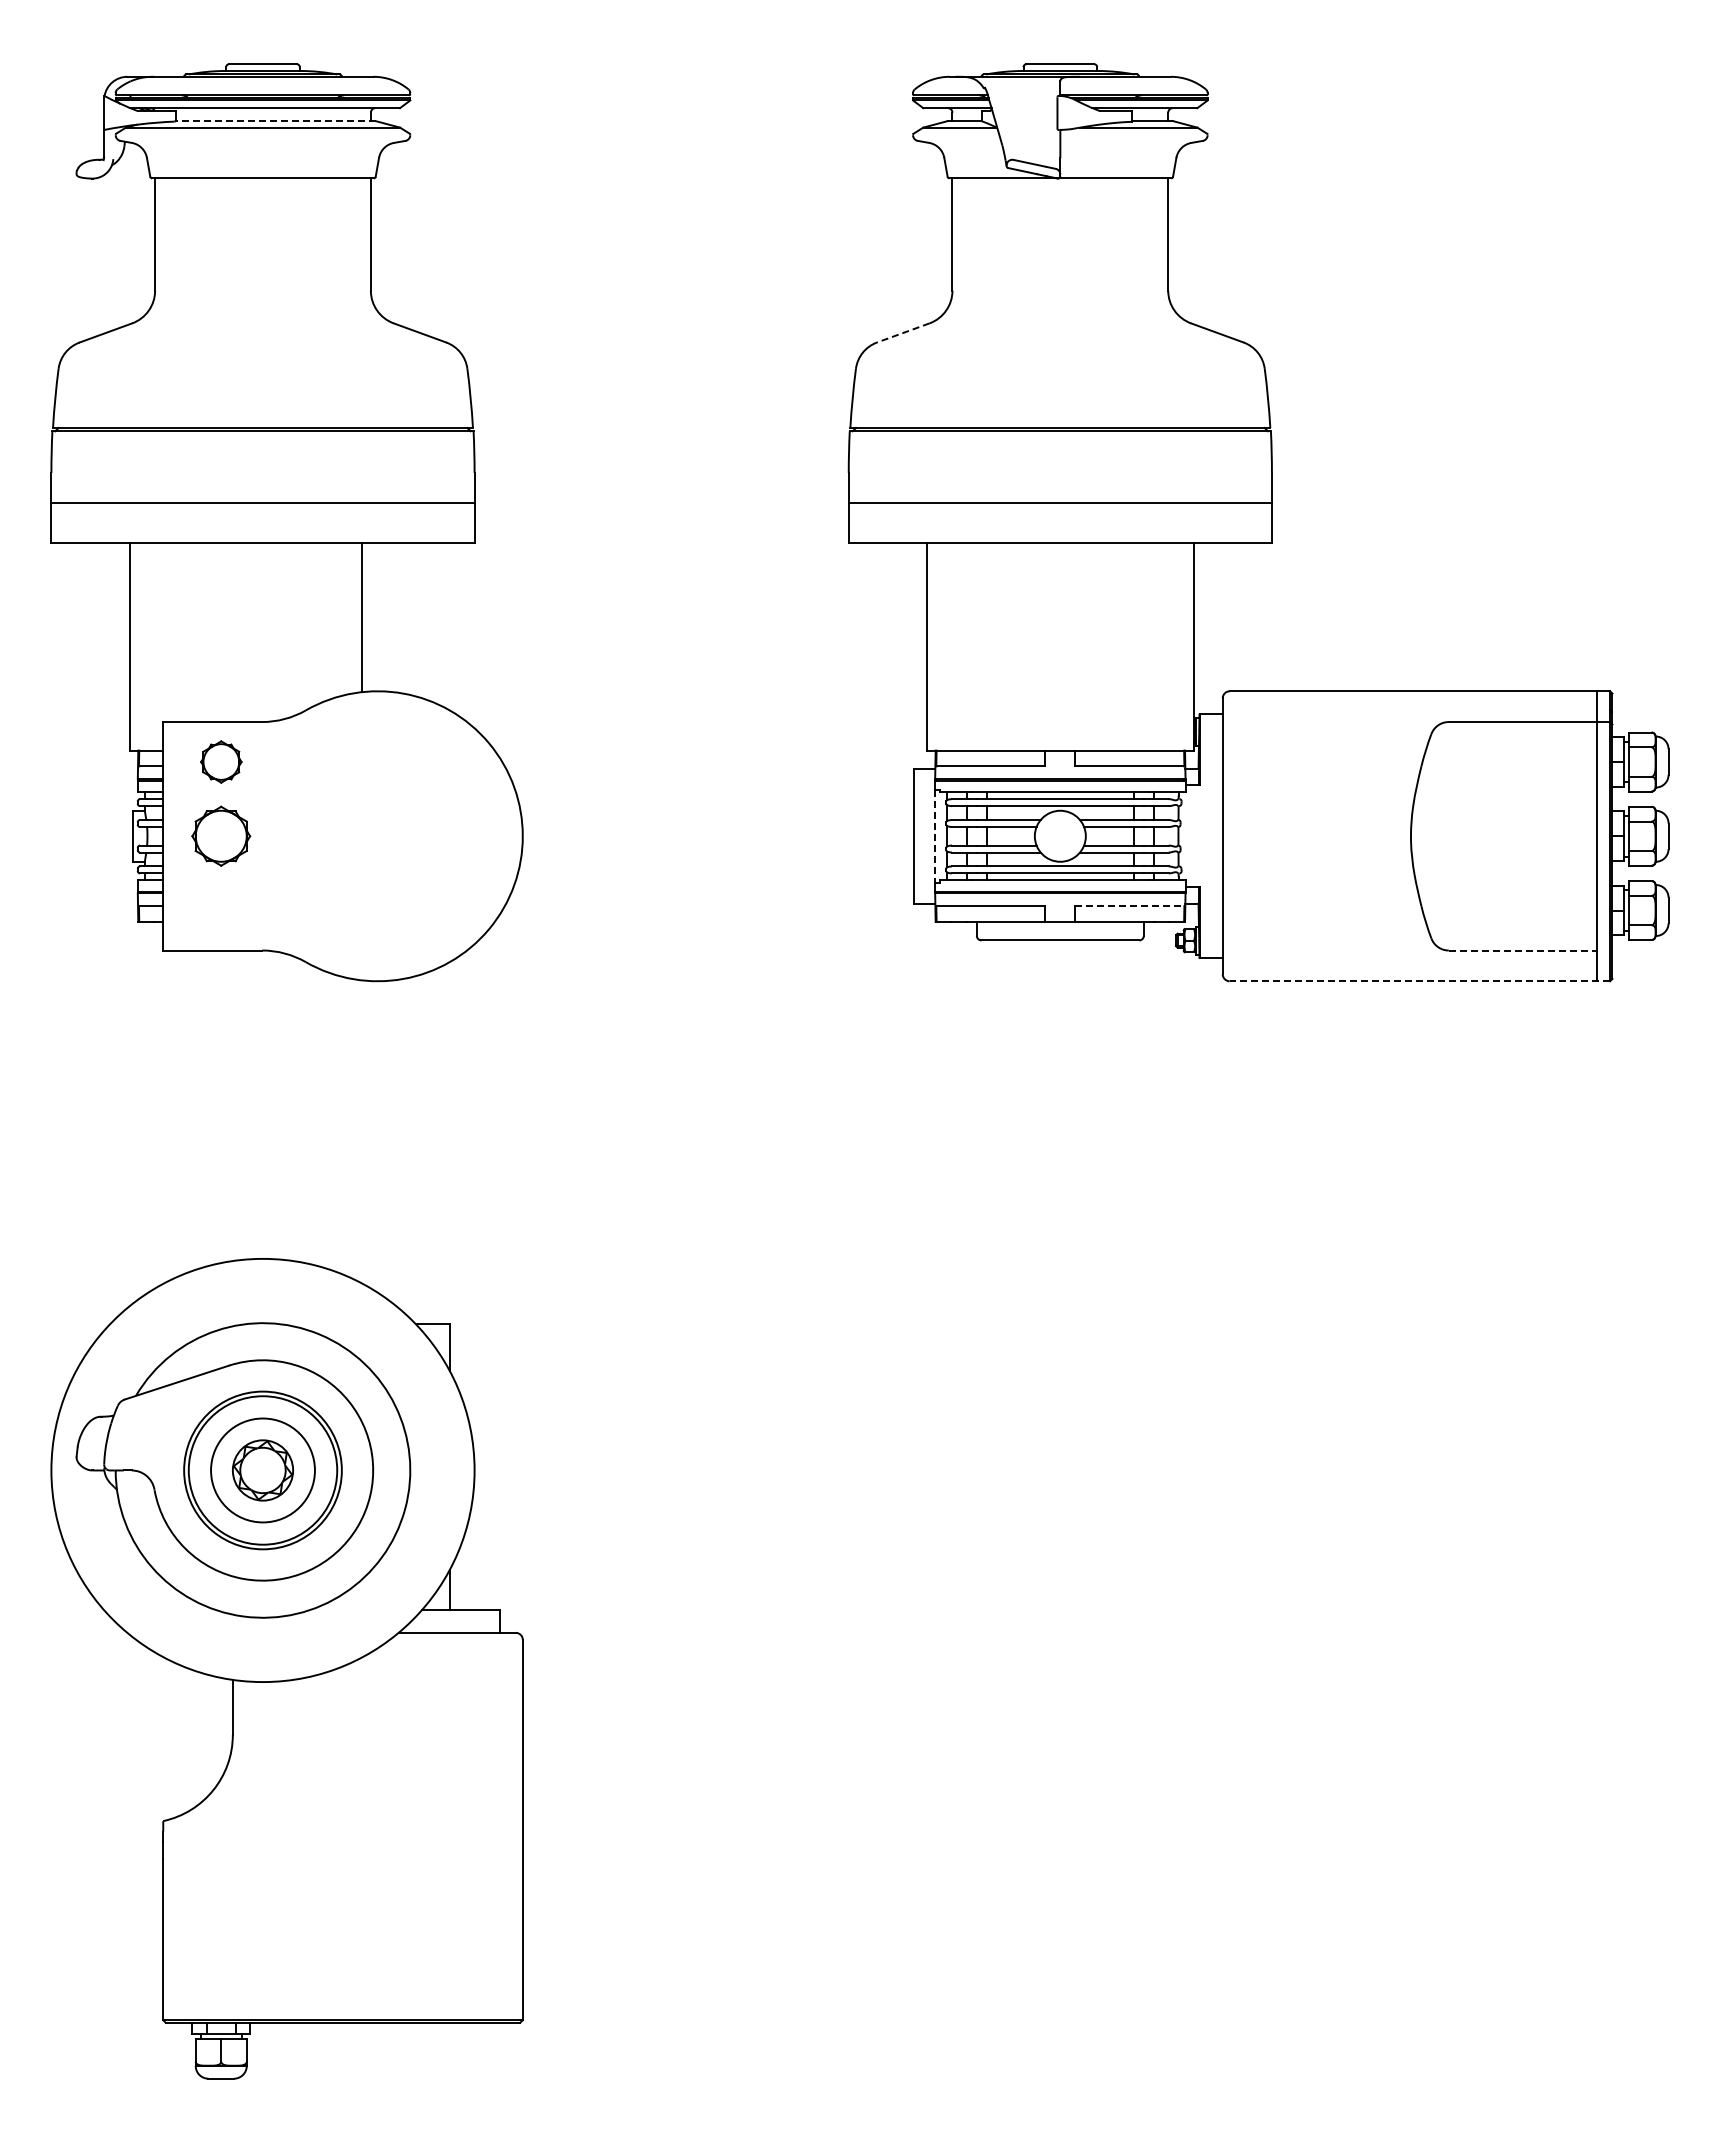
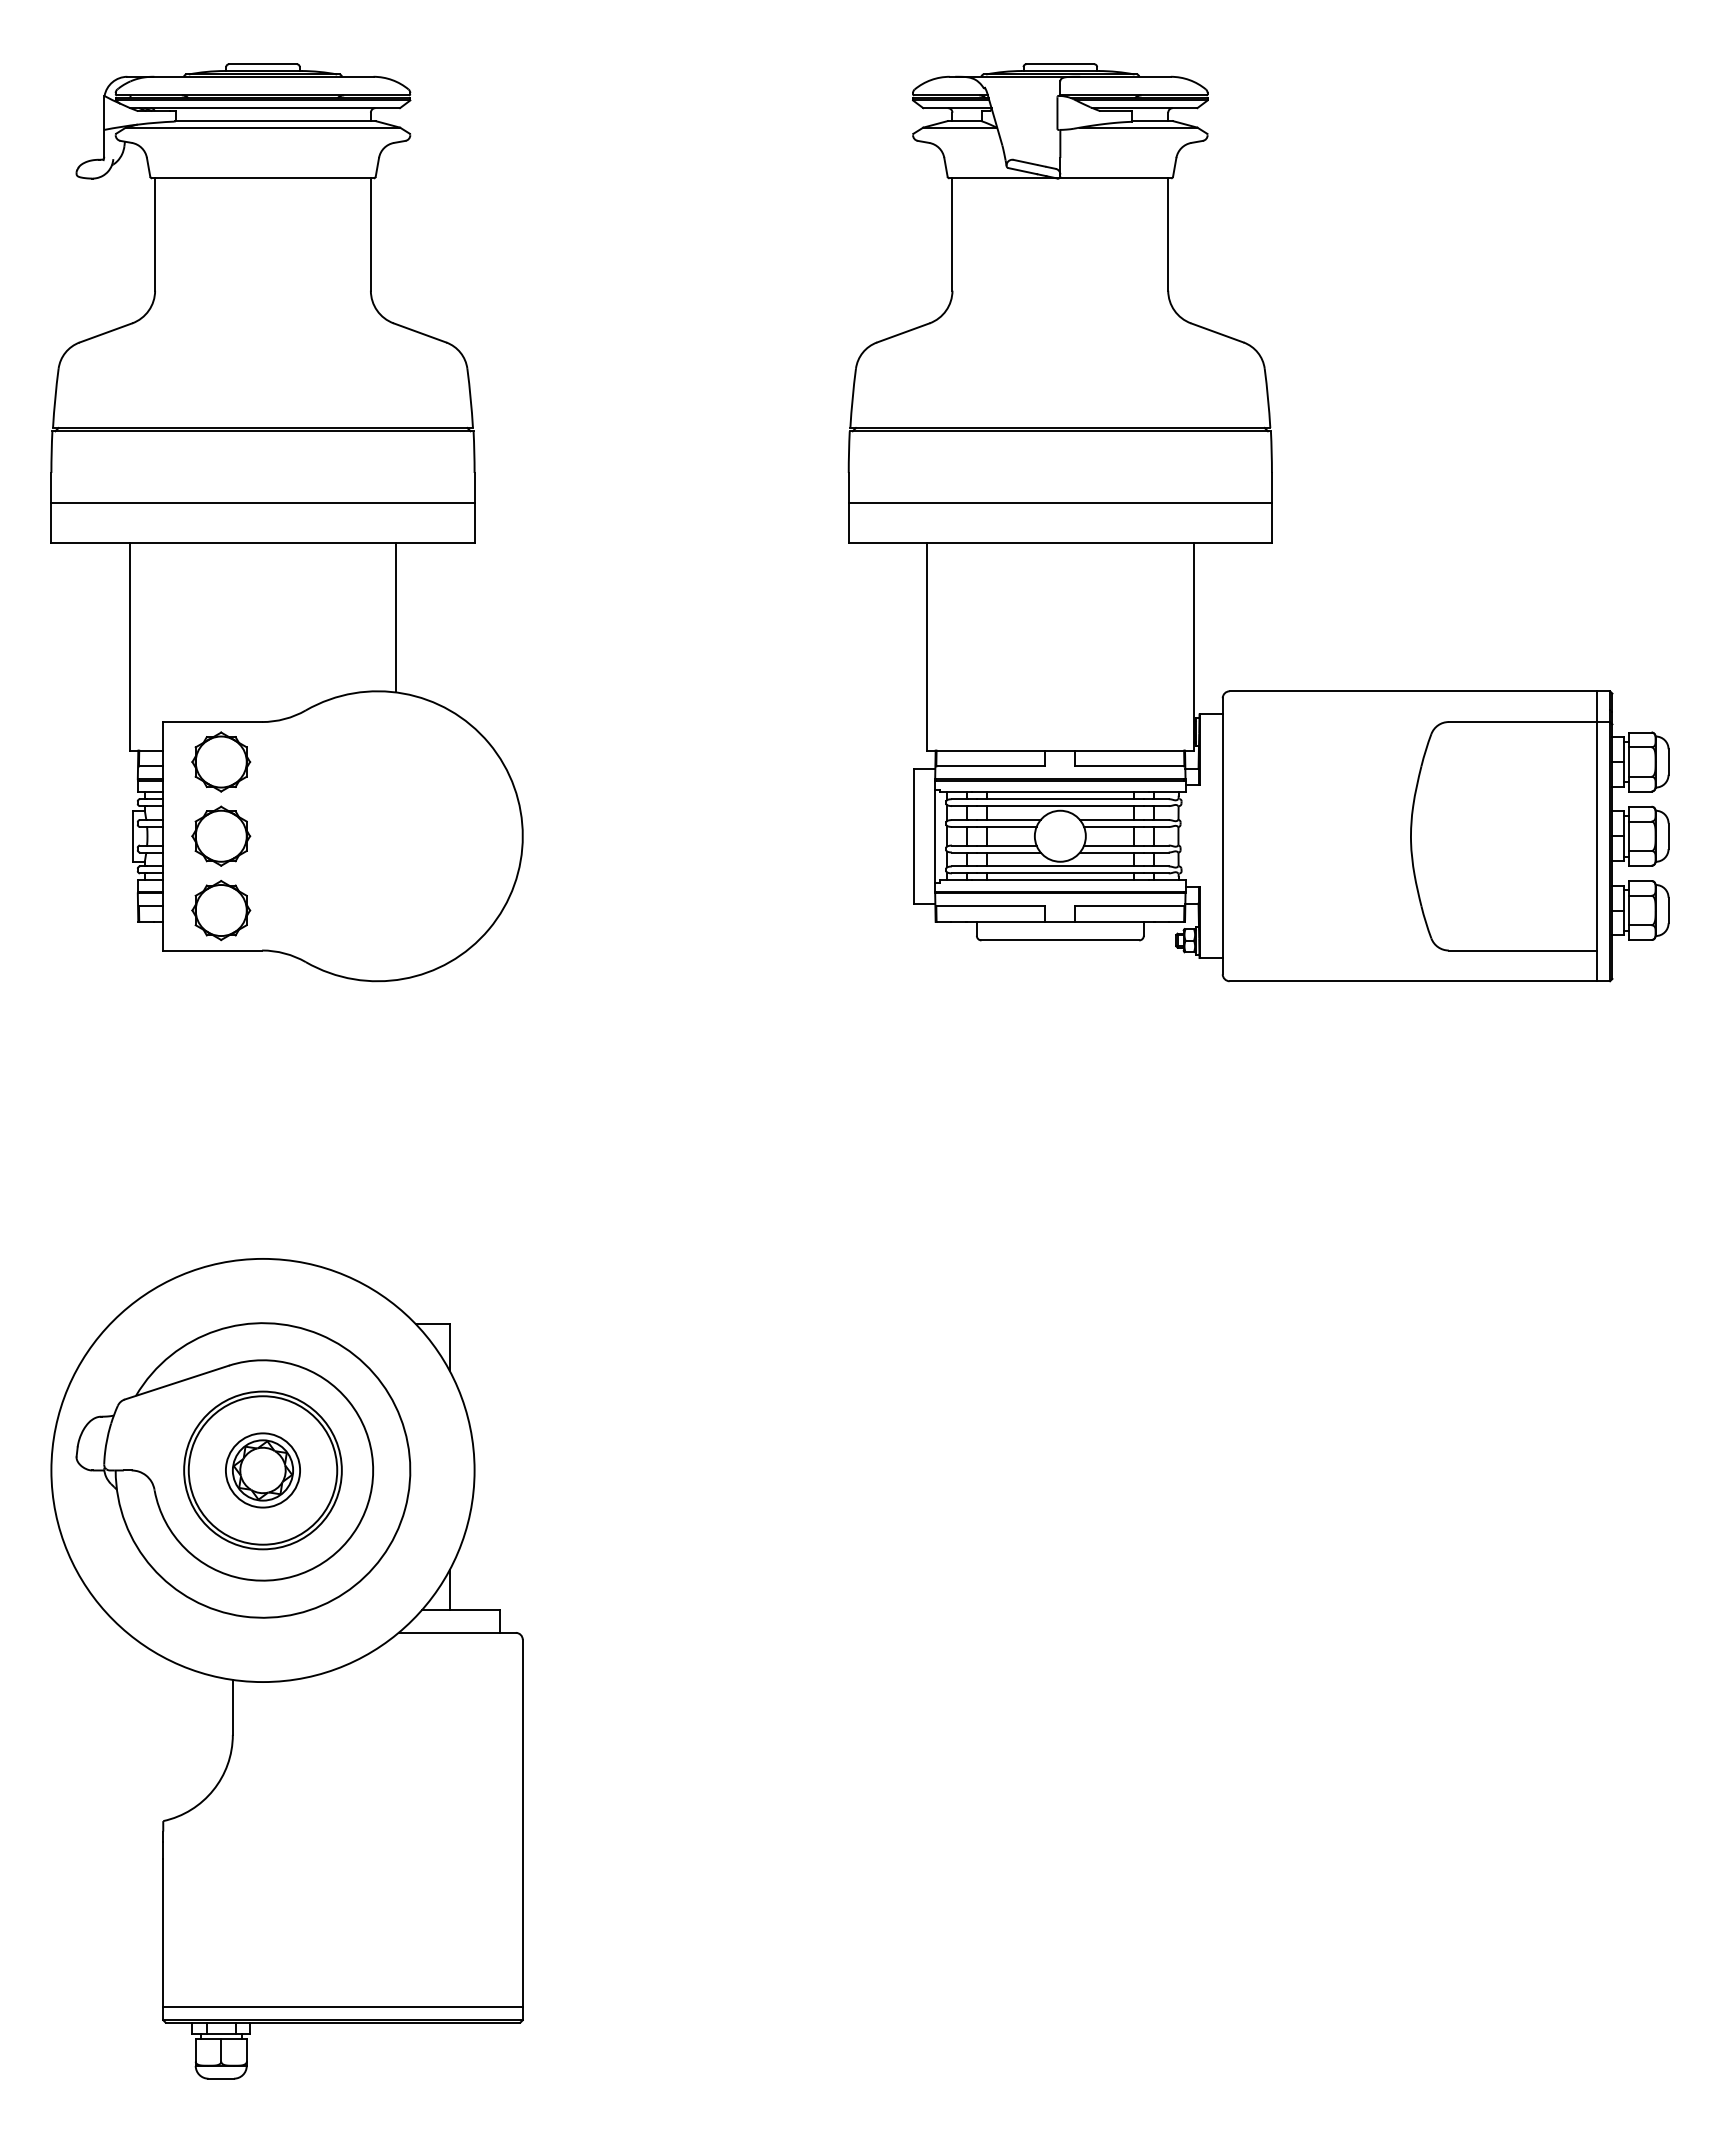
line: dashed -> solid (275, 121)
line: dashed -> solid (903, 332)
line position: (362, 617) -> (396, 617) (396, 617)
part size: 43x44 px -> 61x62 px (221, 761)
line: dashed -> solid (935, 836)
line: dashed -> solid (1130, 906)
part: none -> present (221, 910)
line: dashed -> solid (1523, 950)
line: dashed -> solid (1419, 981)
circle diameter: 104 px -> 74 px (262, 1470)
line: none -> present (342, 2007)
